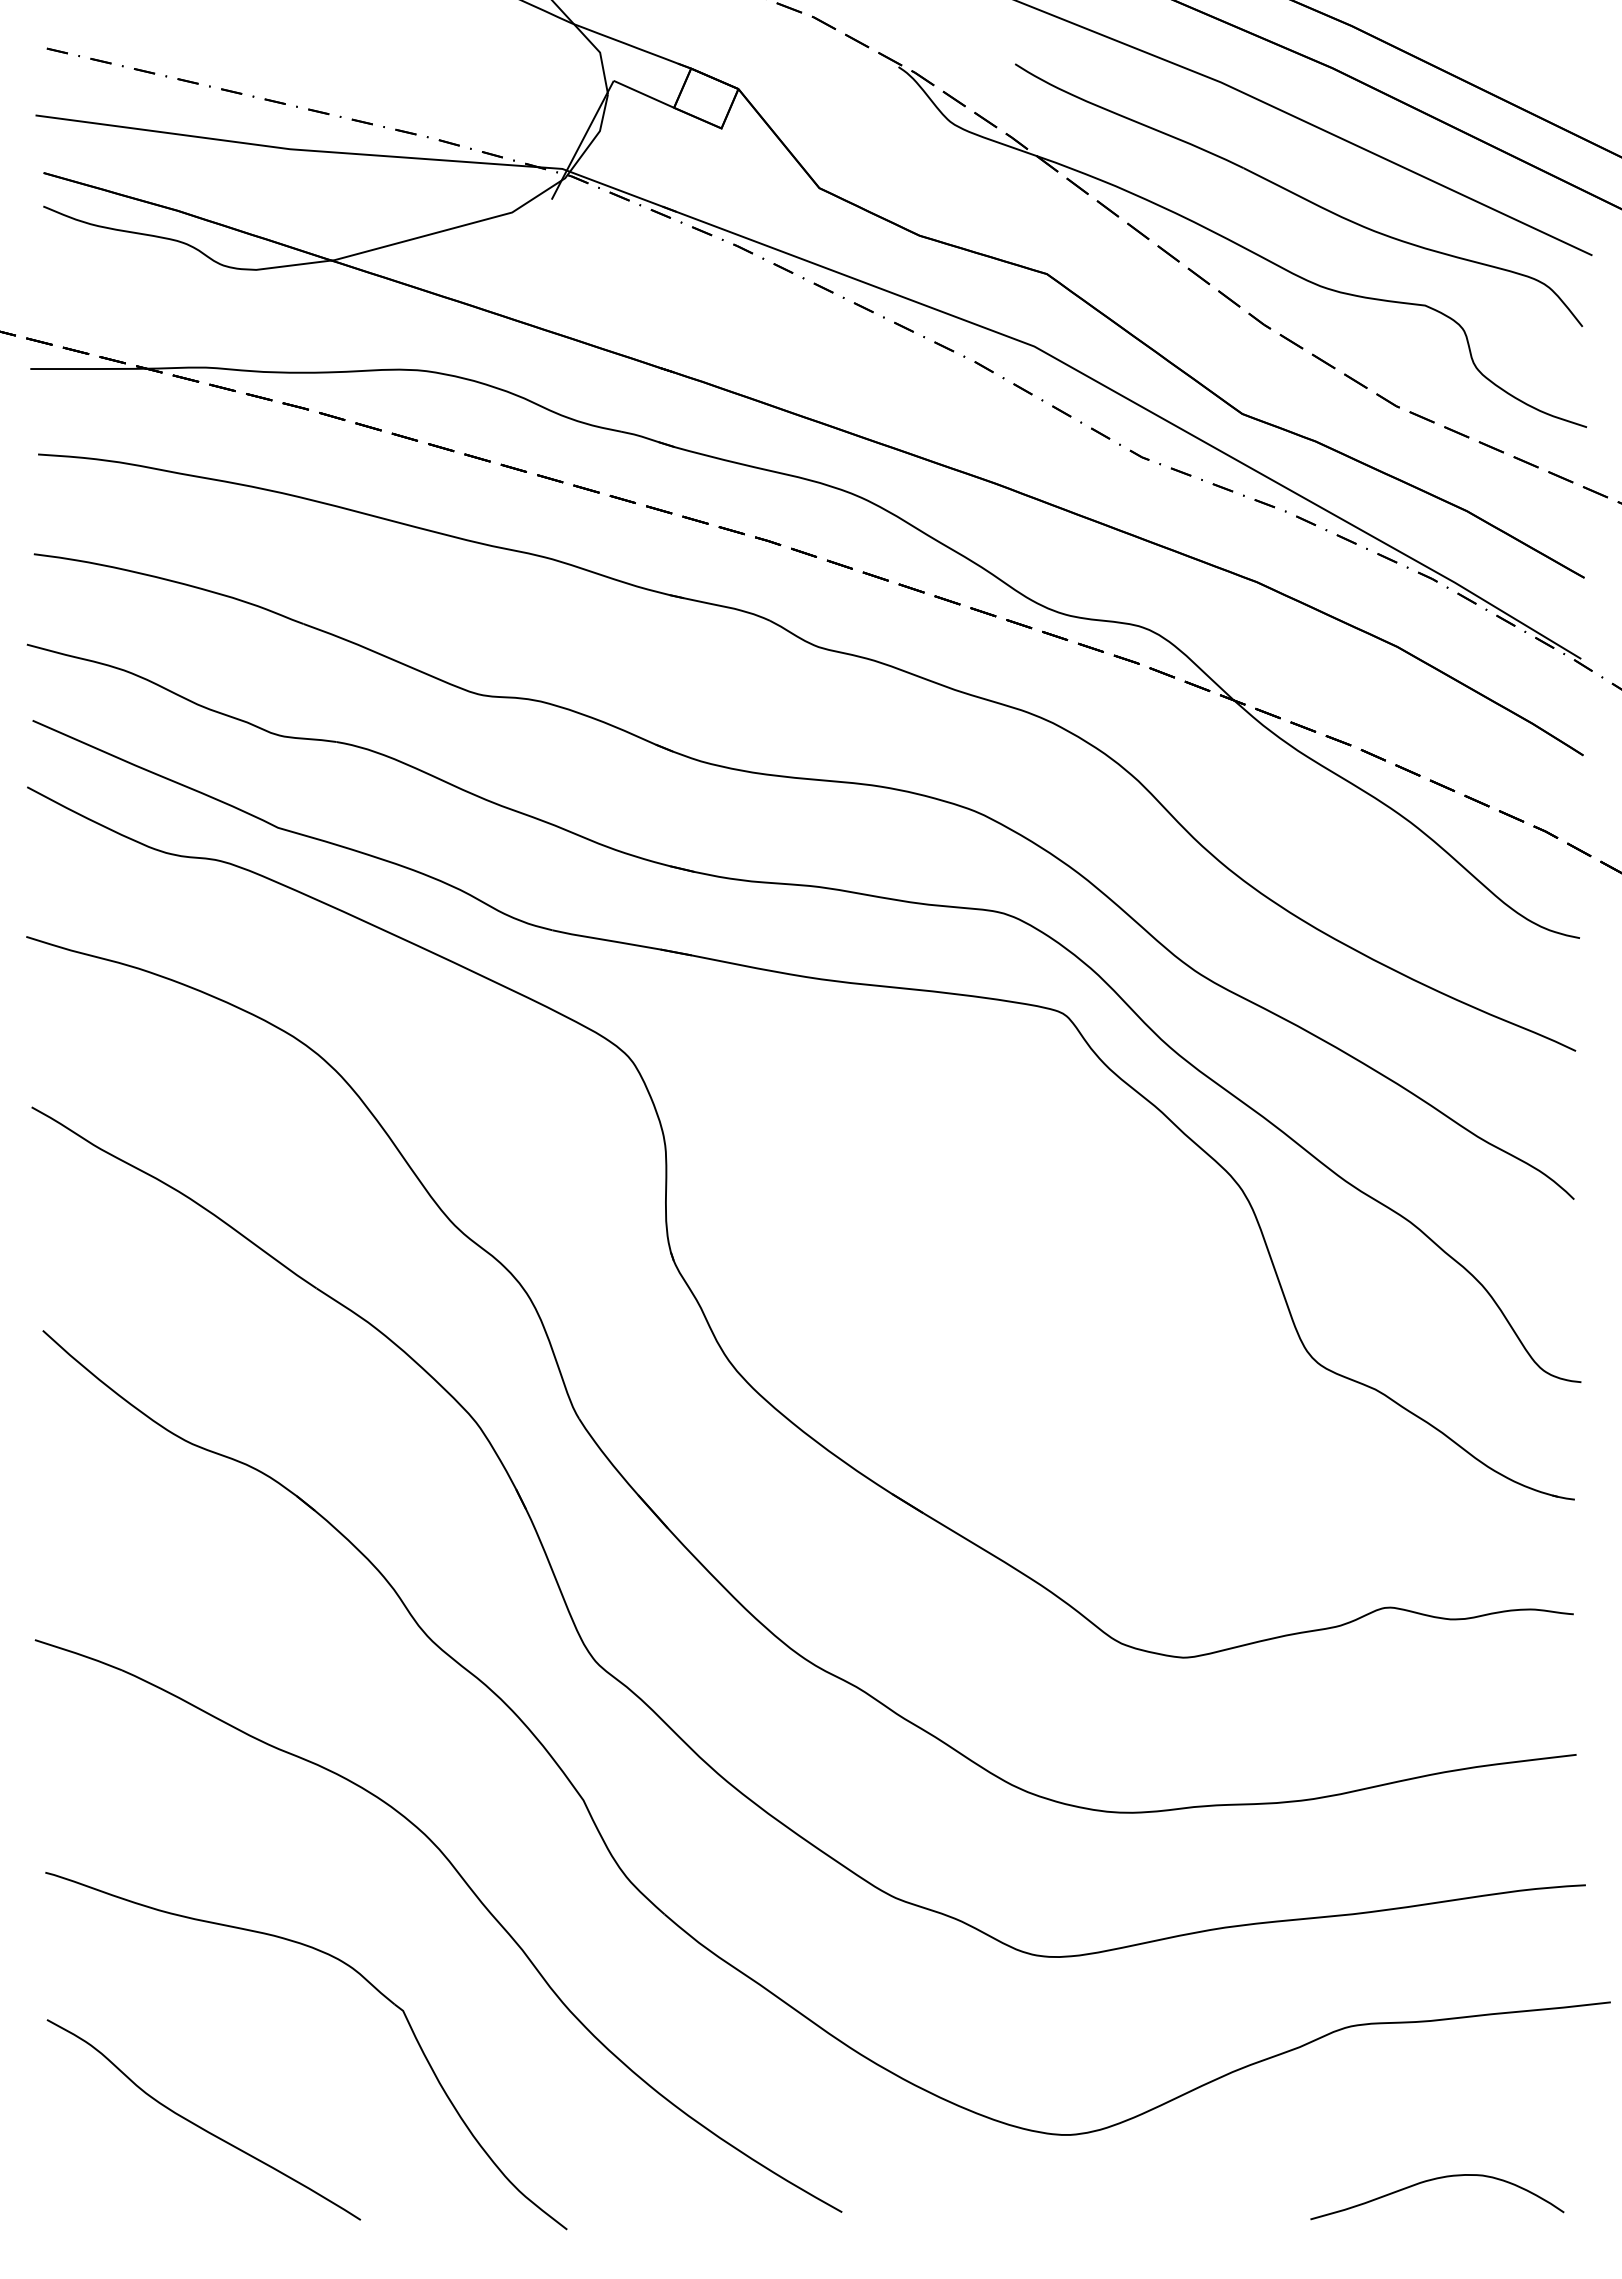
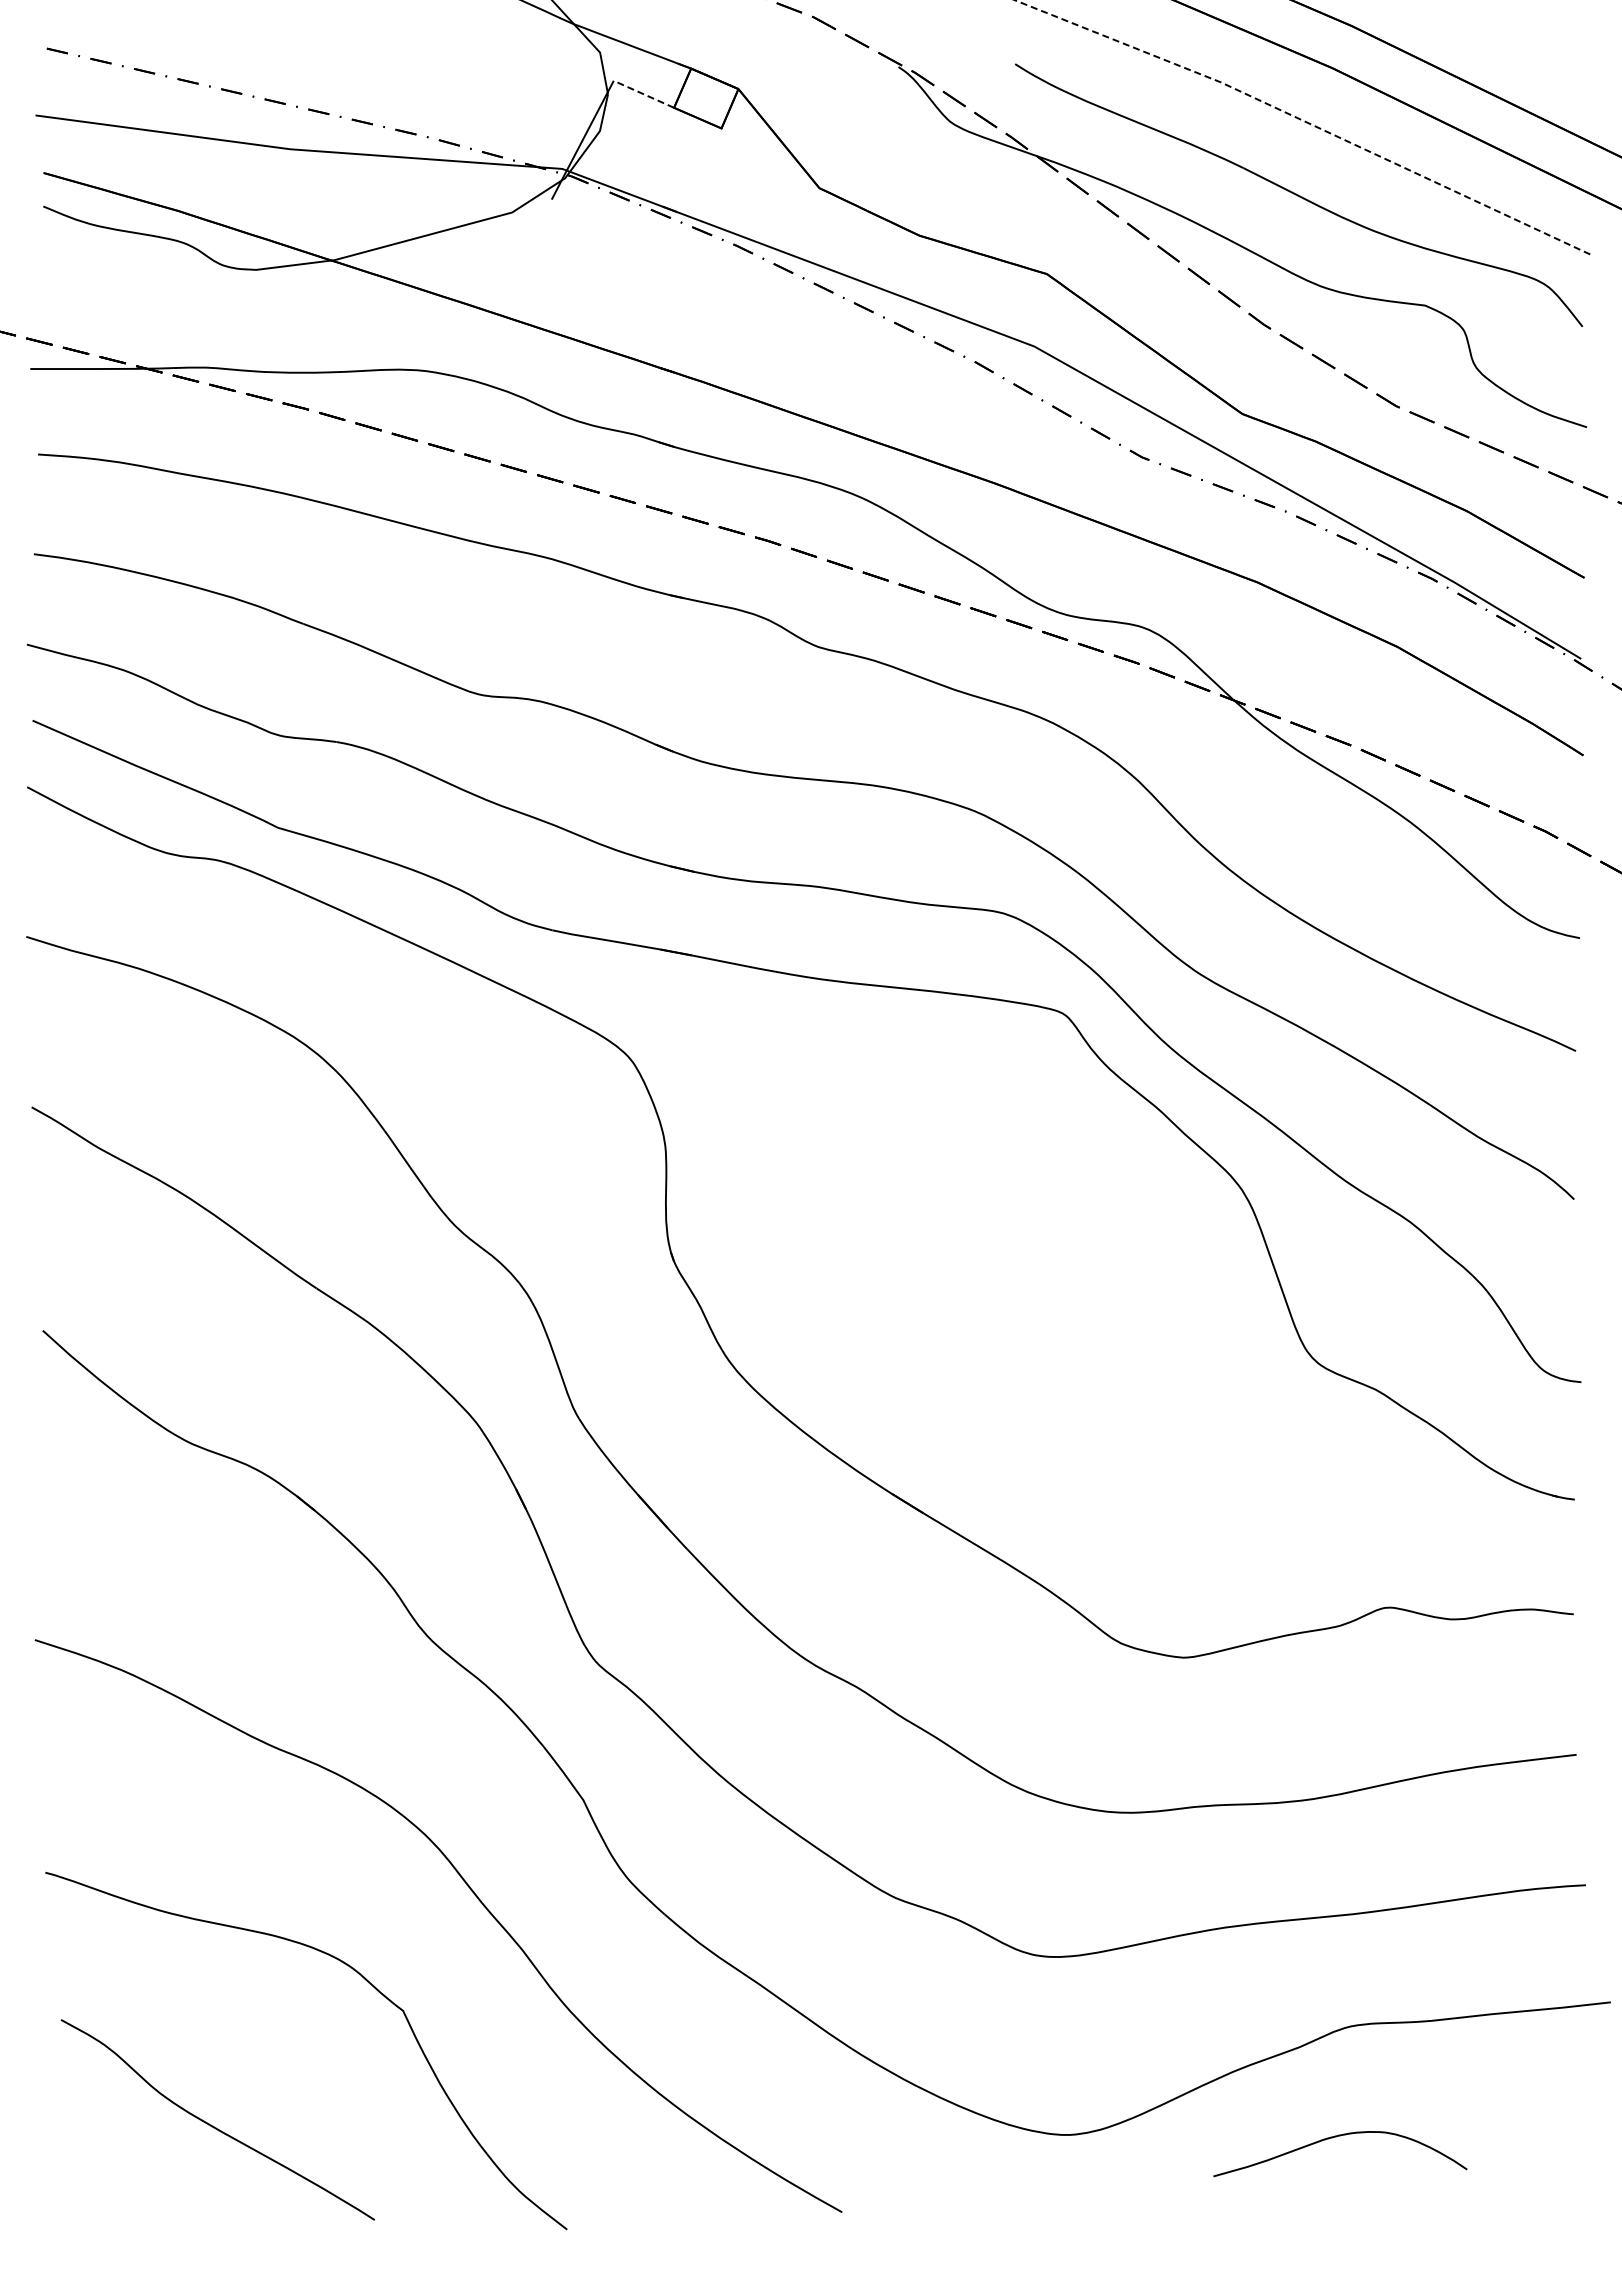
line: solid -> dashed (643, 94)
line: solid -> dashed (1306, 122)
curve position: (200, 2126) -> (214, 2126) (214, 2126)
curve position: (1433, 2180) -> (1336, 2137) (1336, 2137)
